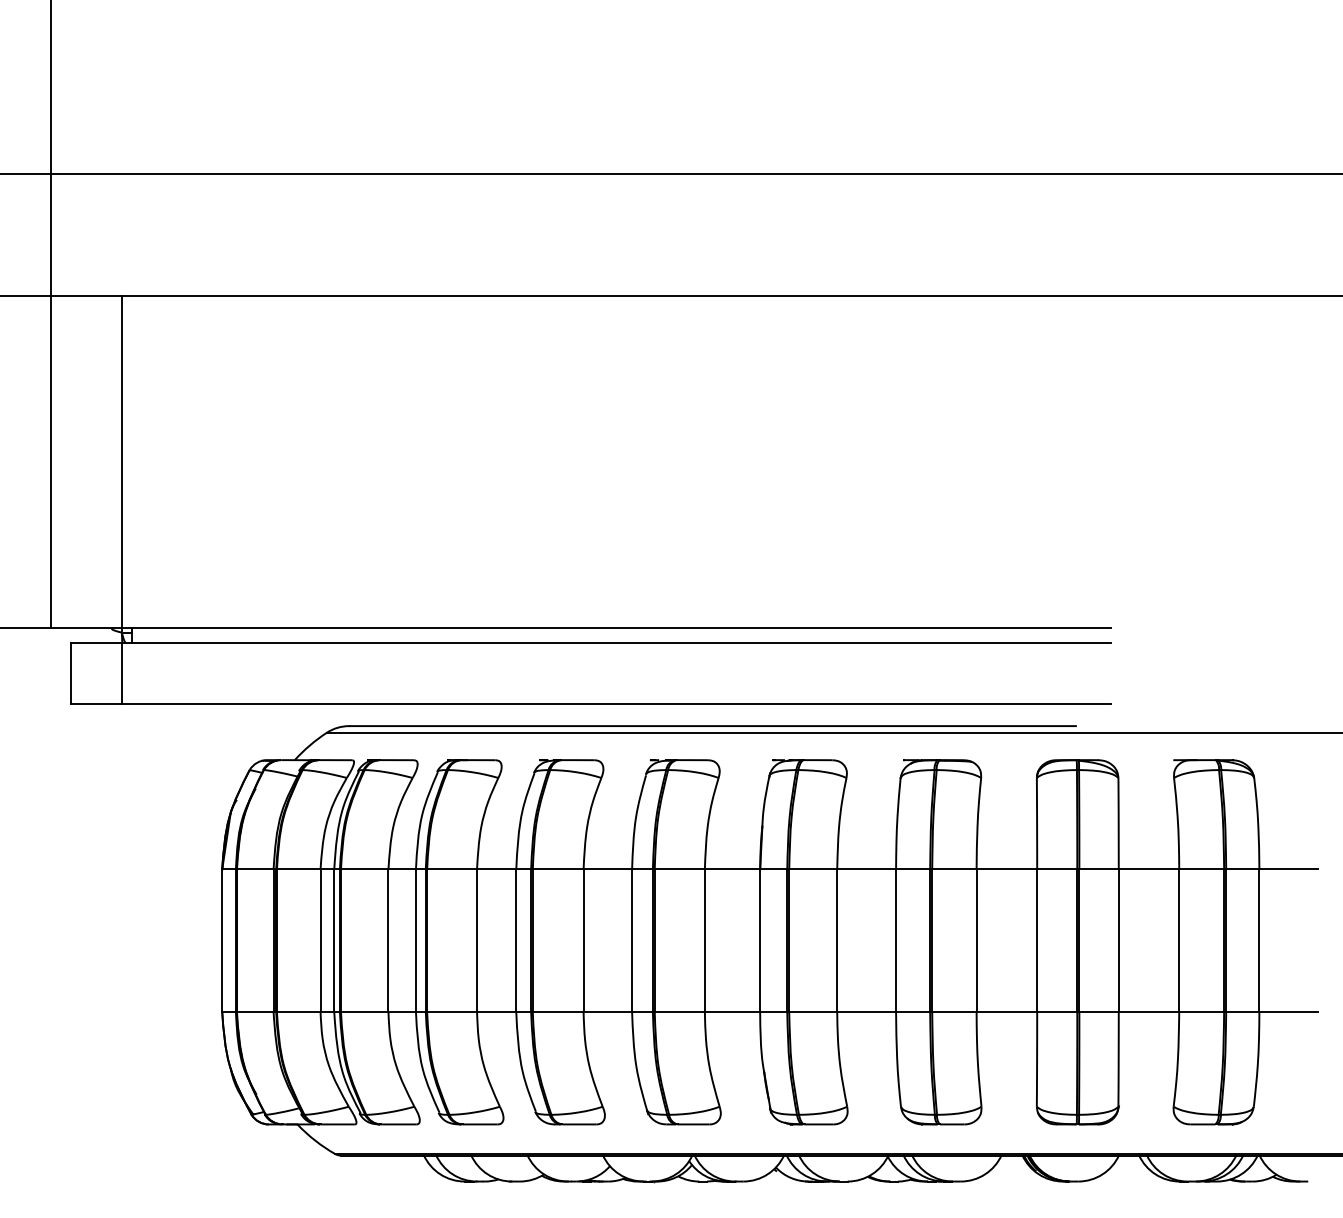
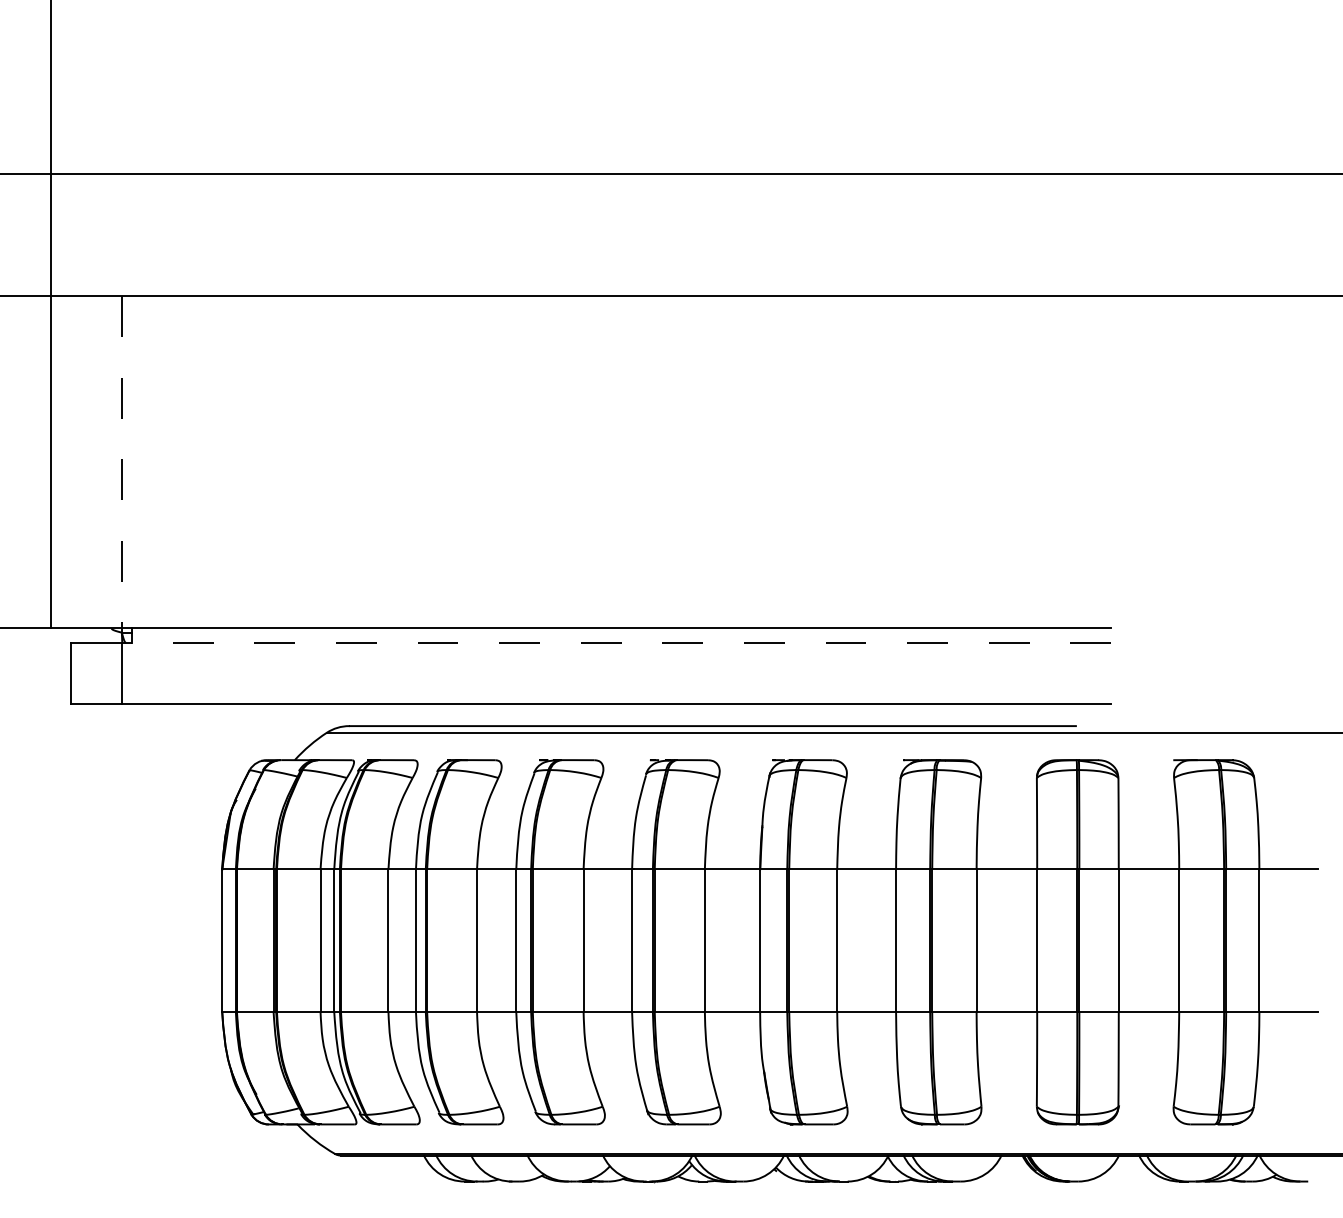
line: solid -> dashed (121, 462)
line: solid -> dashed (616, 642)
